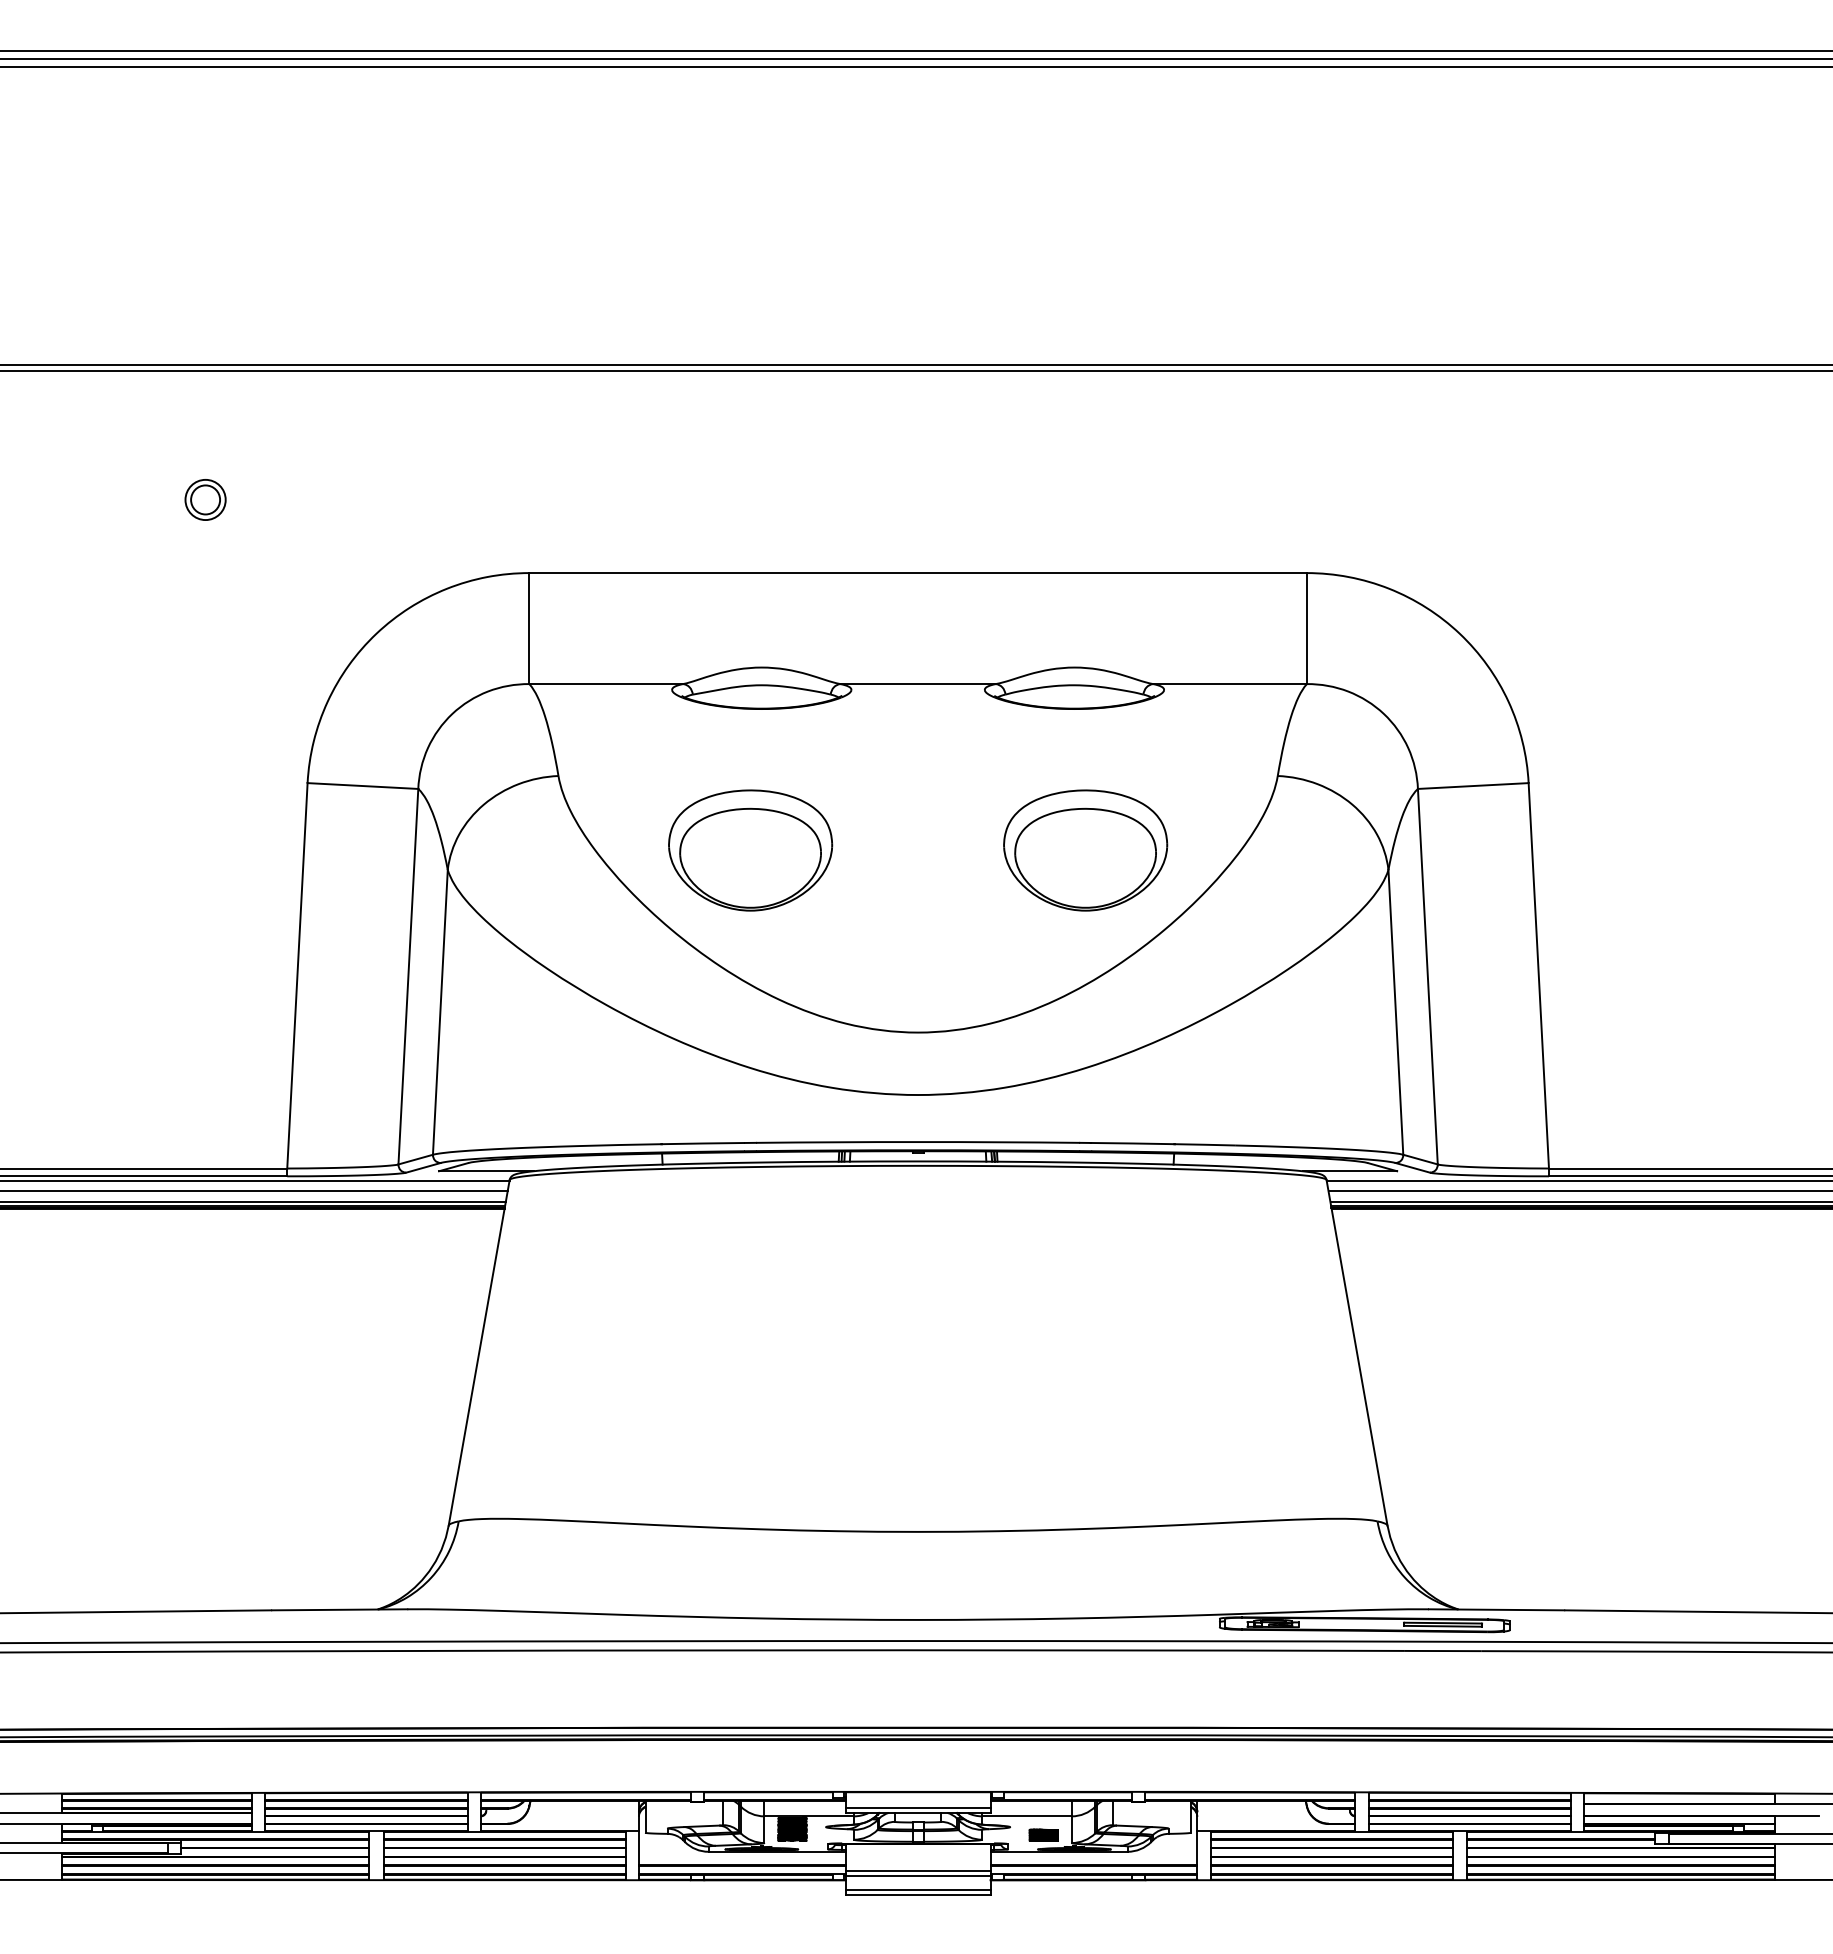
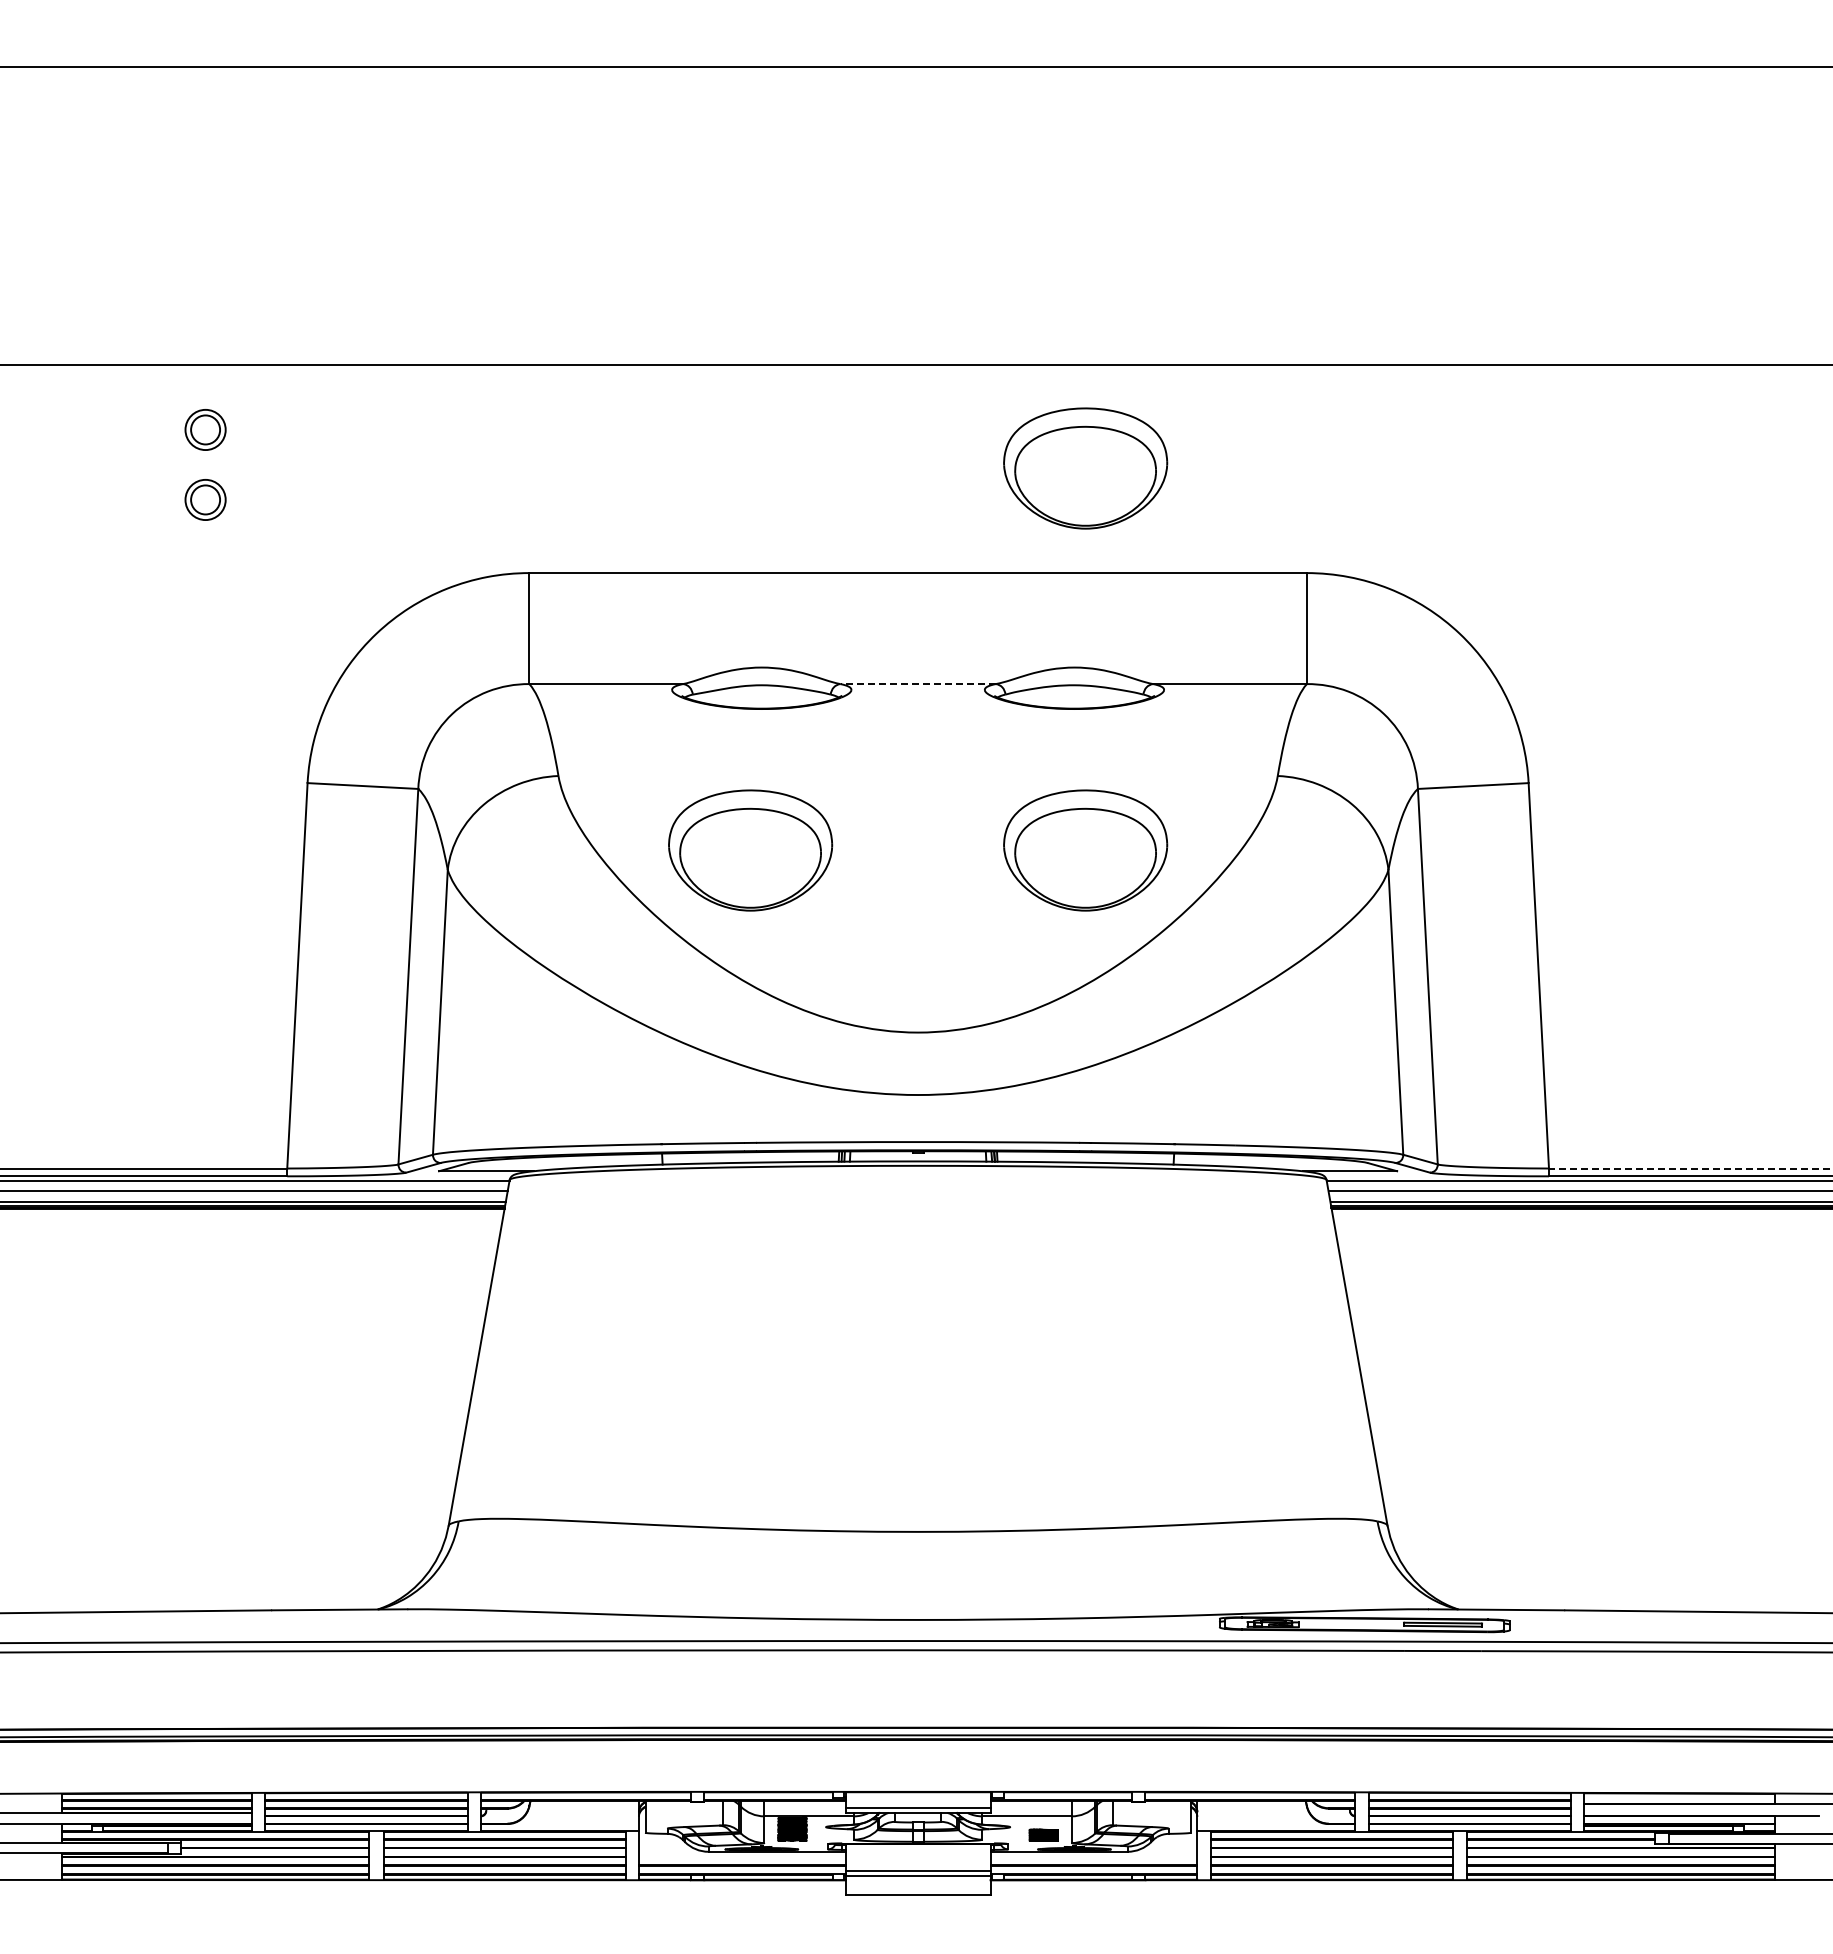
line: present -> none (915, 50)
line: present -> none (915, 58)
line: present -> none (915, 371)
part: none -> present (205, 429)
part: none -> present (1085, 468)
line: solid -> dashed (918, 684)
line: solid -> dashed (1690, 1168)
line: present -> none (917, 1890)
